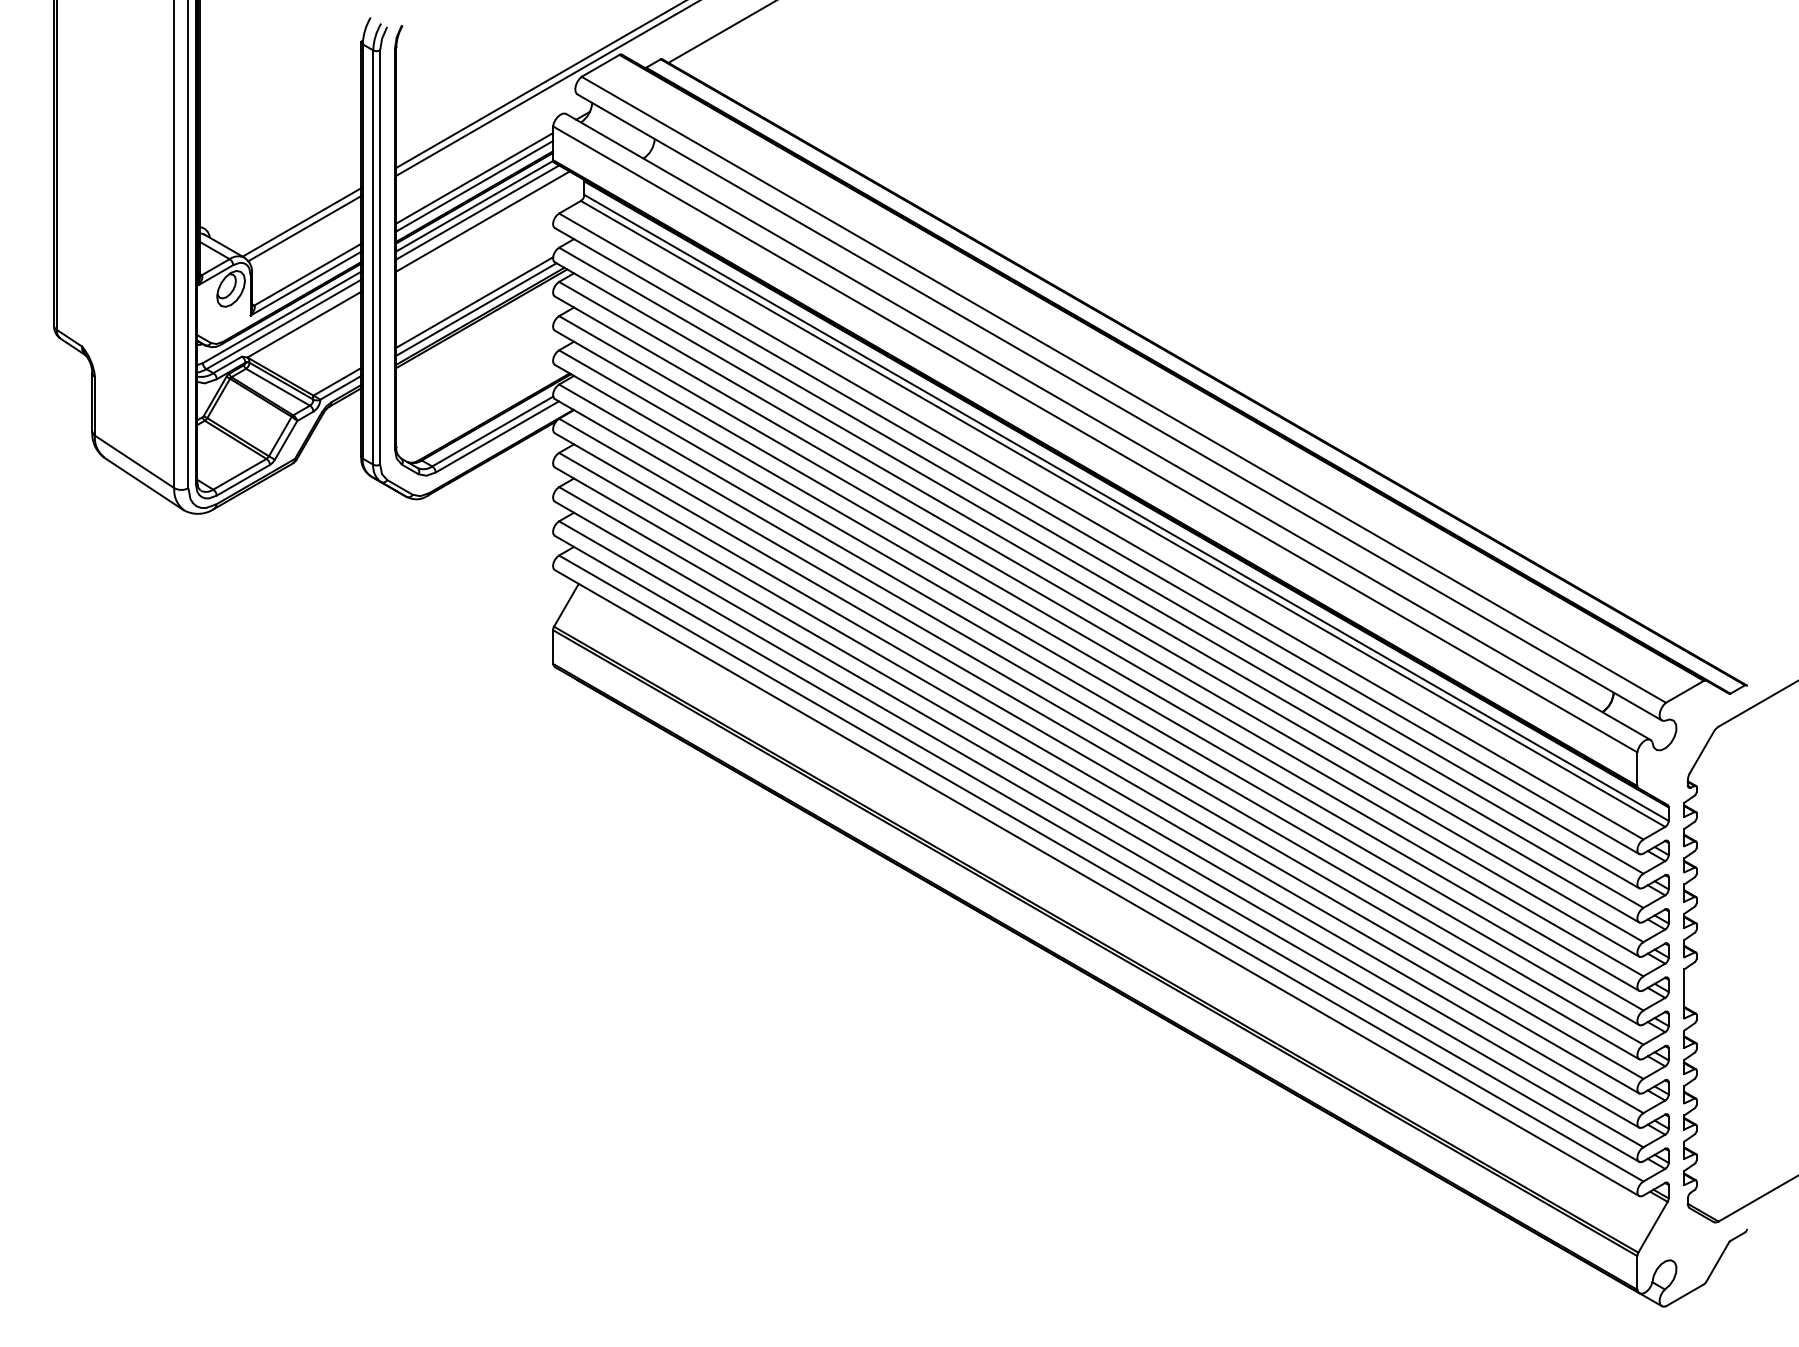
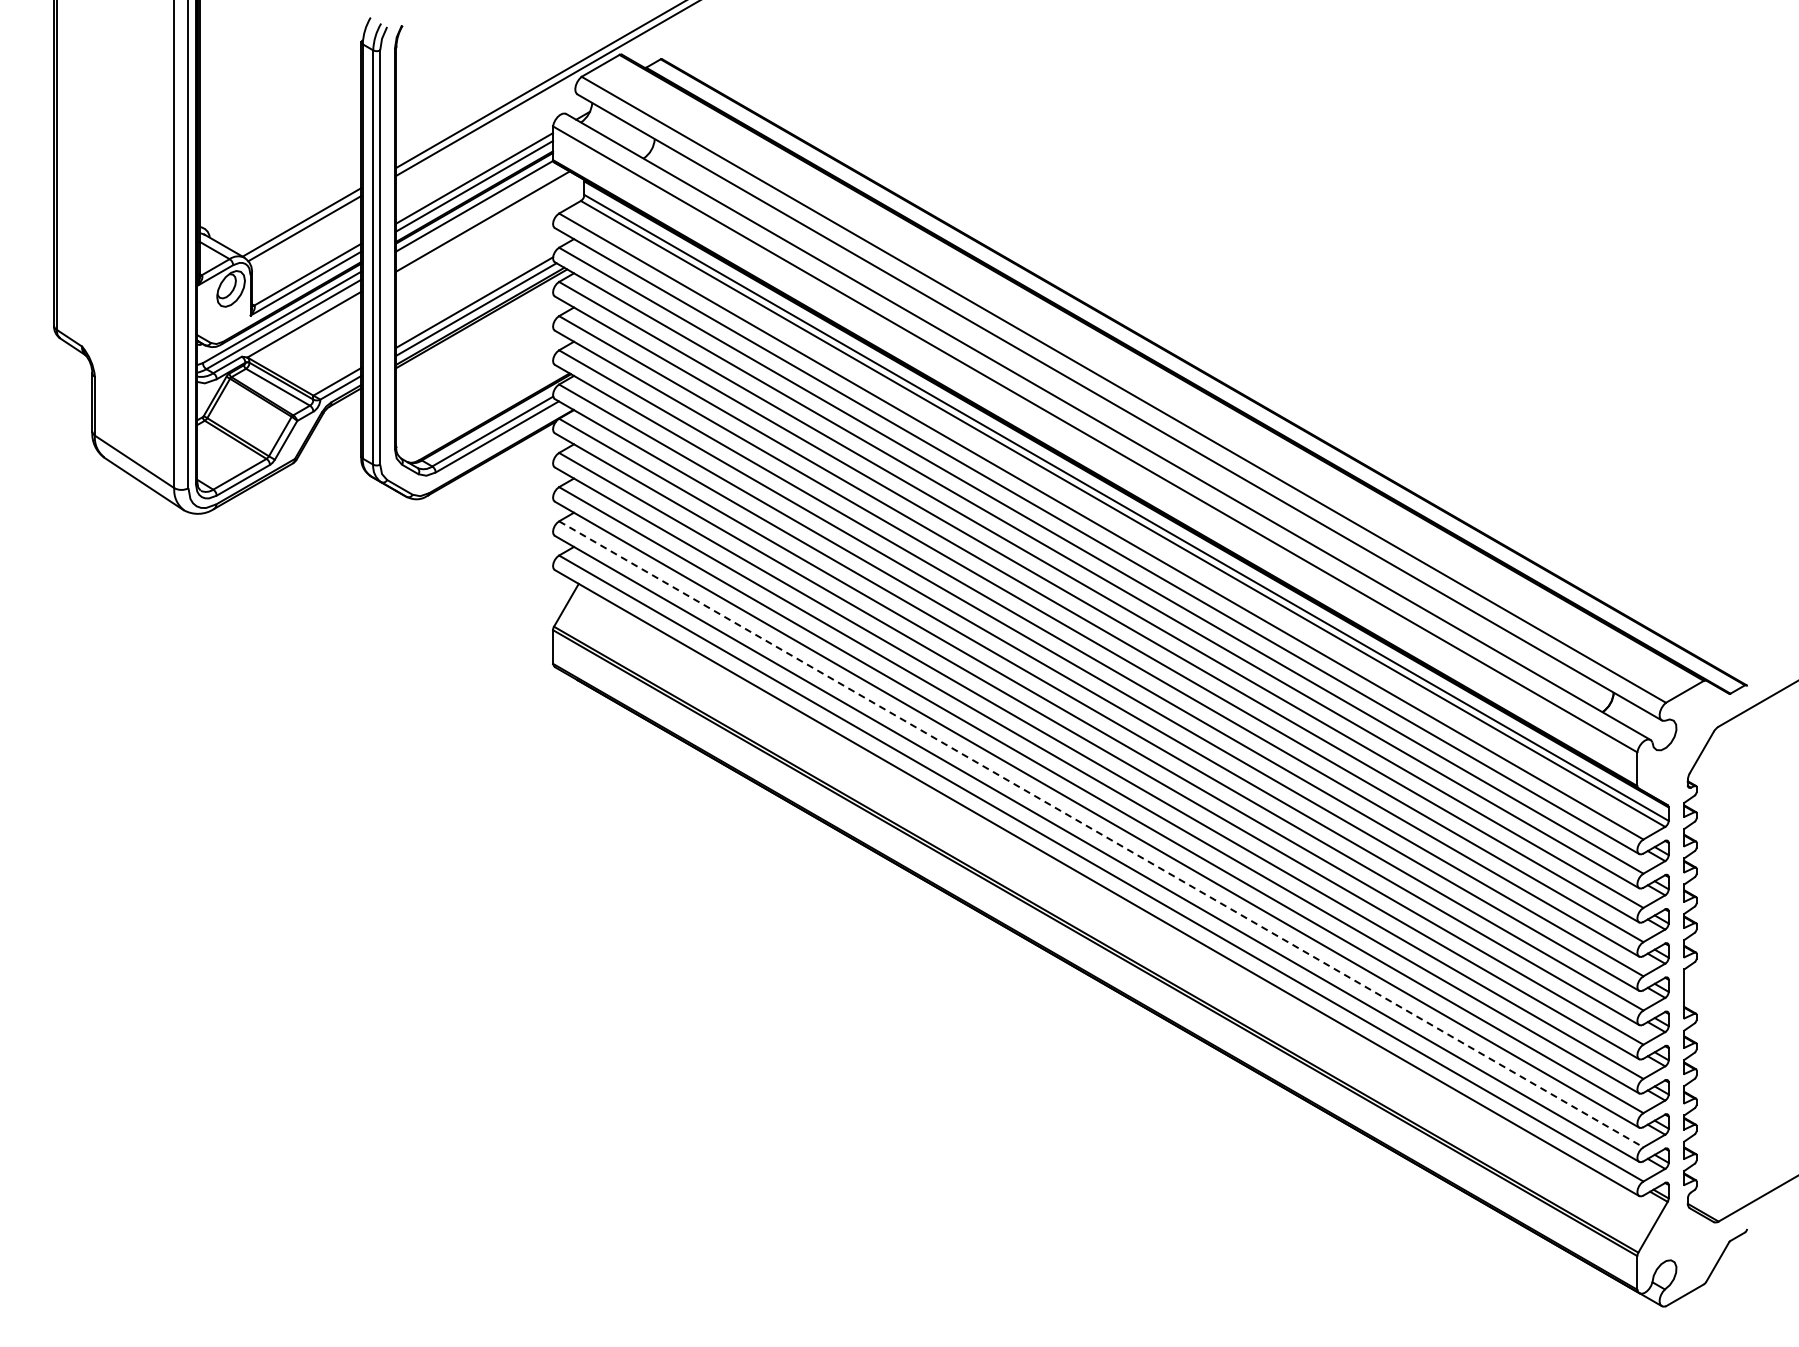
line: present -> none (720, 32)
line: present -> none (477, 212)
line: solid -> dashed (1101, 834)
